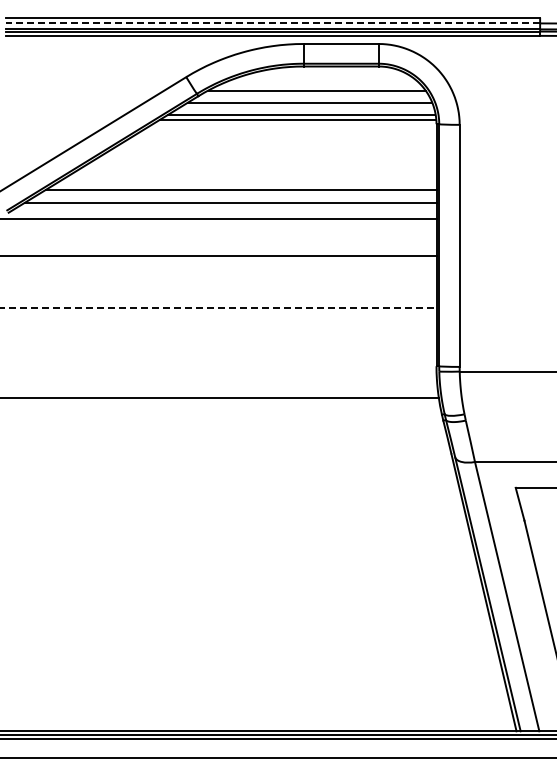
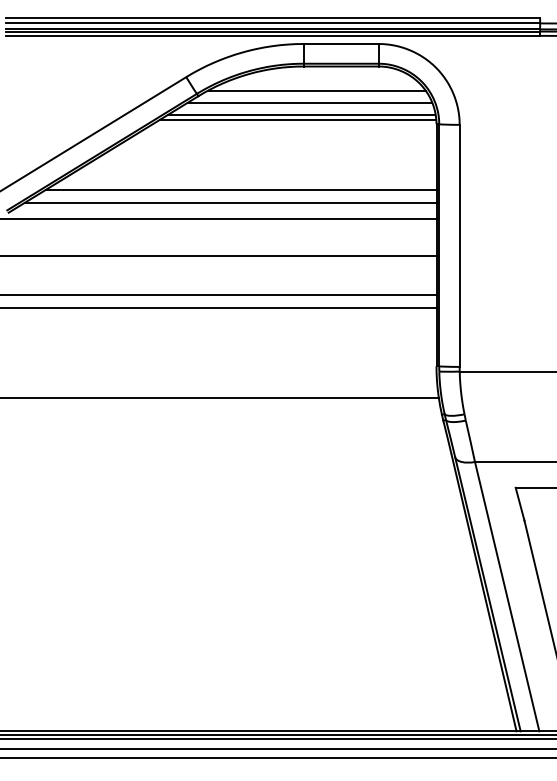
line: dashed -> solid (273, 23)
line: none -> present (219, 294)
line: dashed -> solid (218, 308)
line: none -> present (277, 748)
